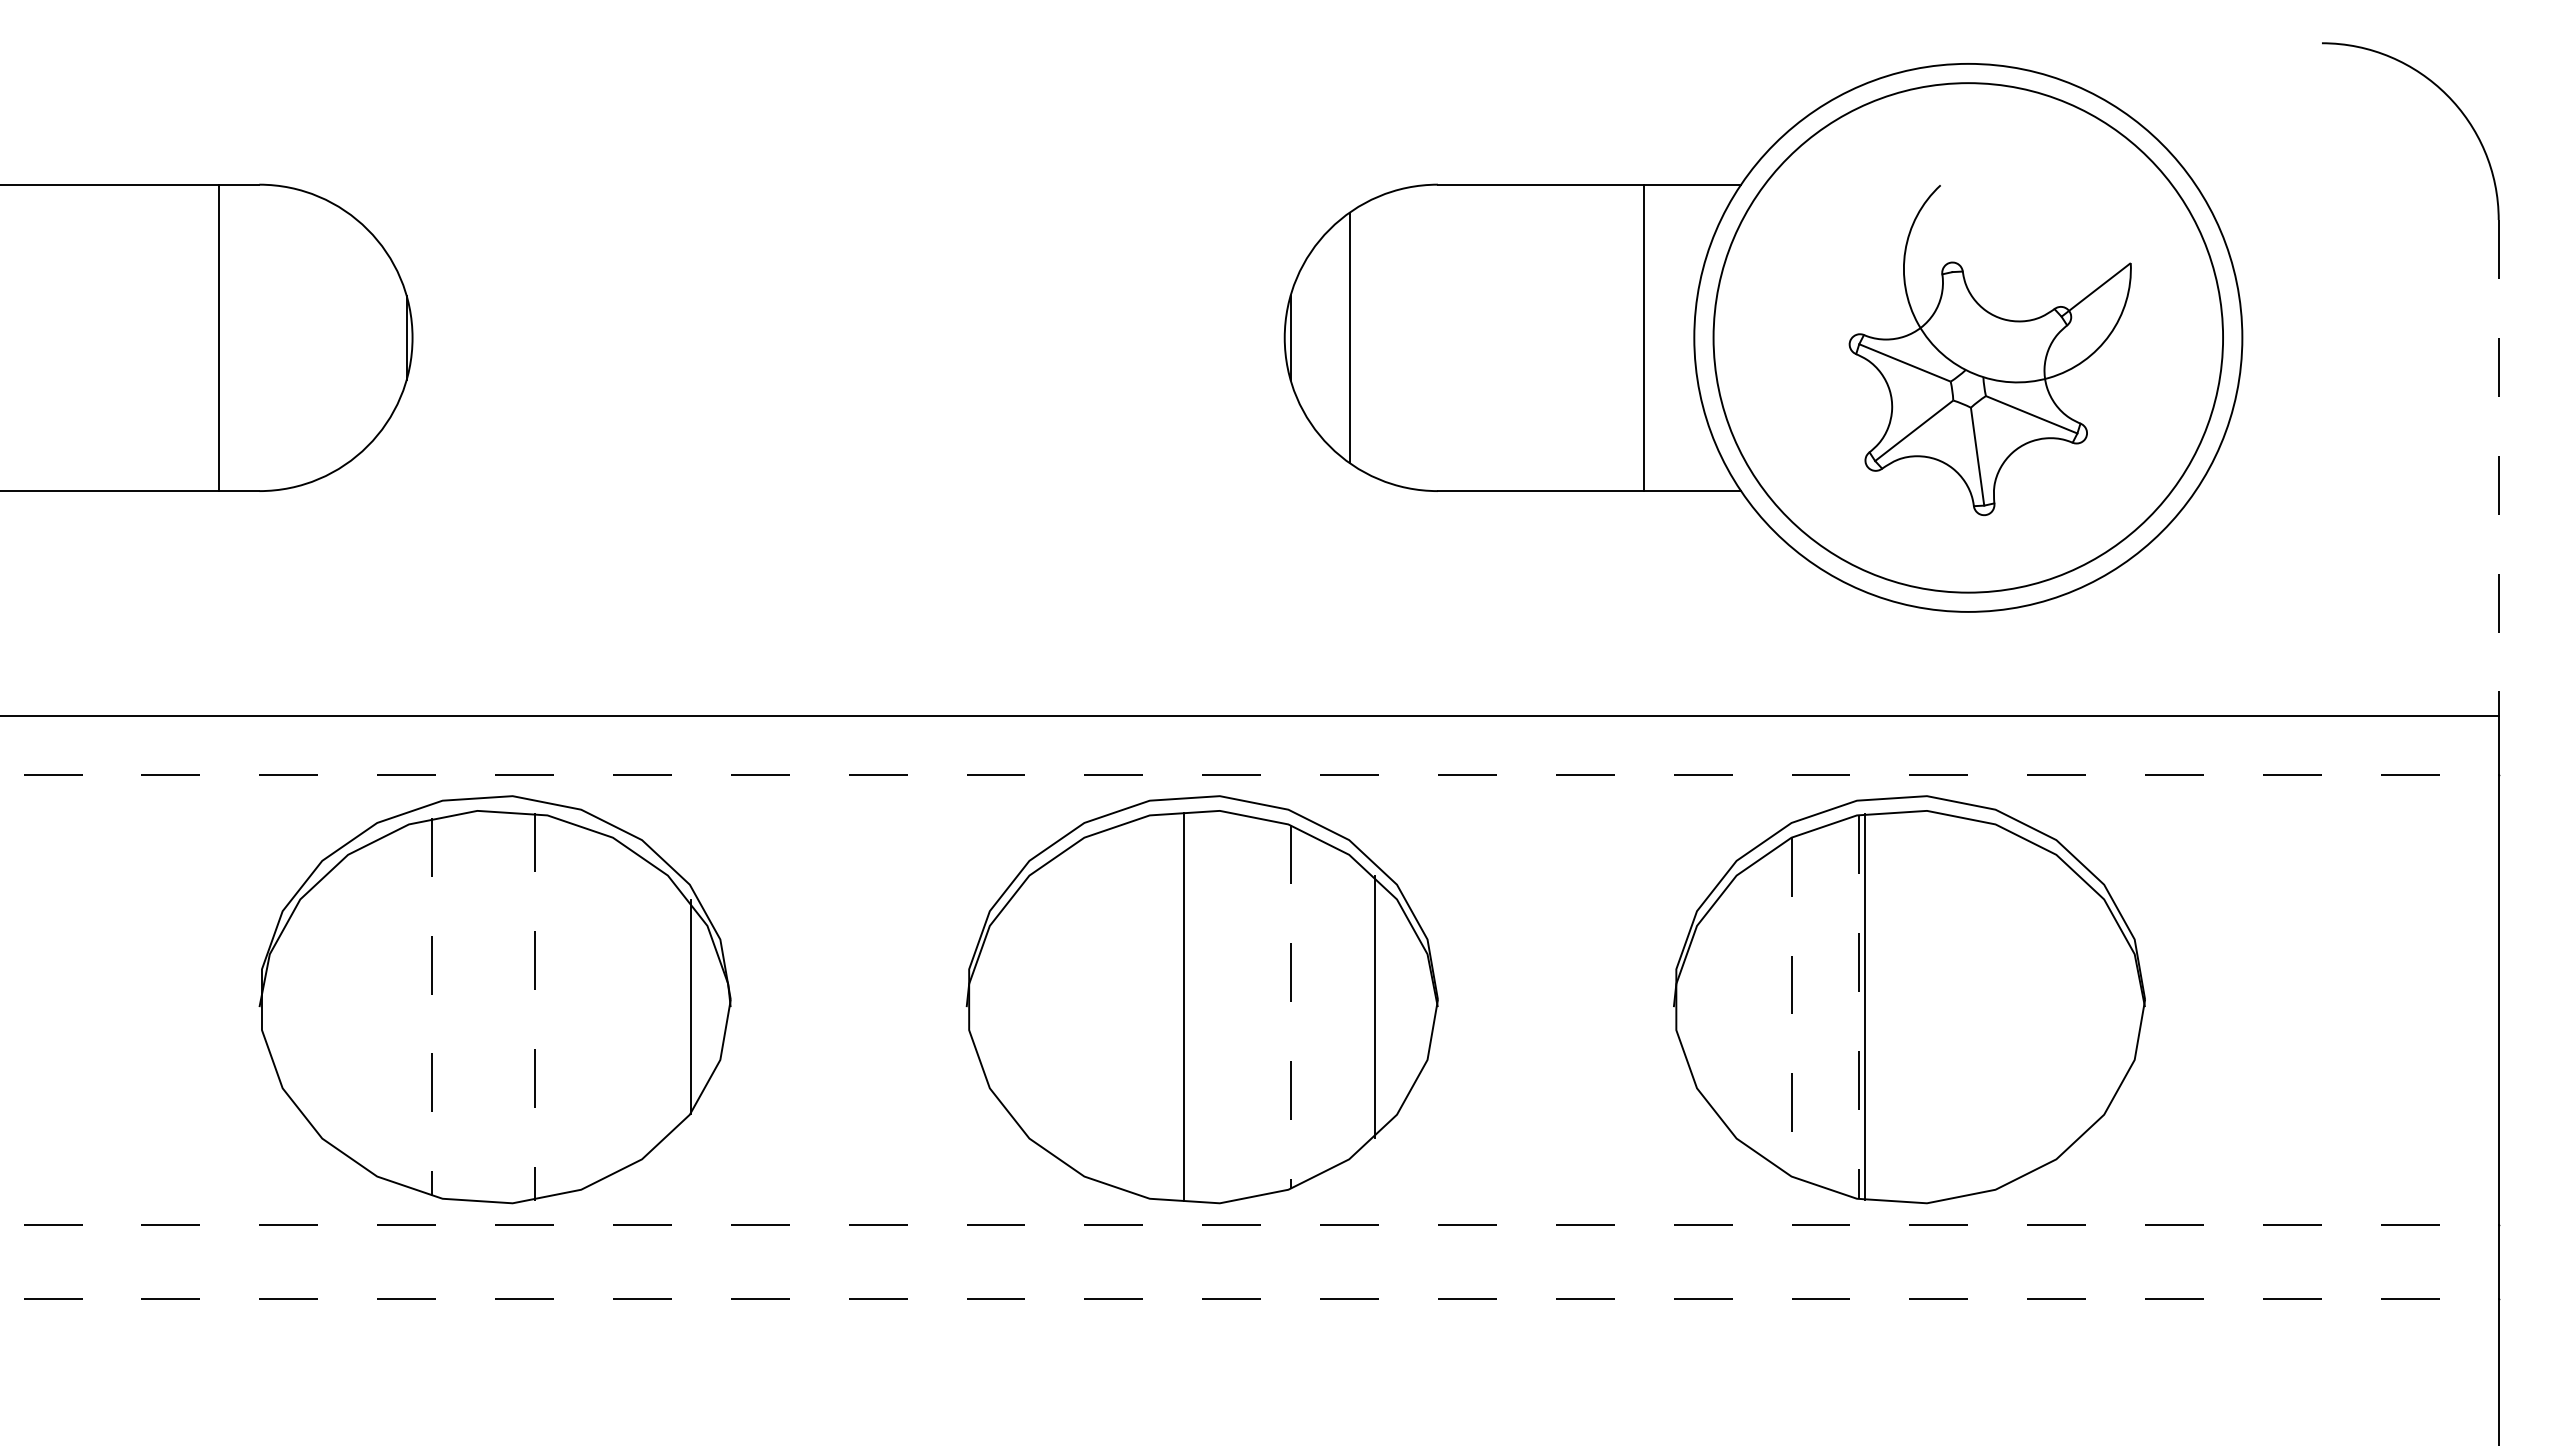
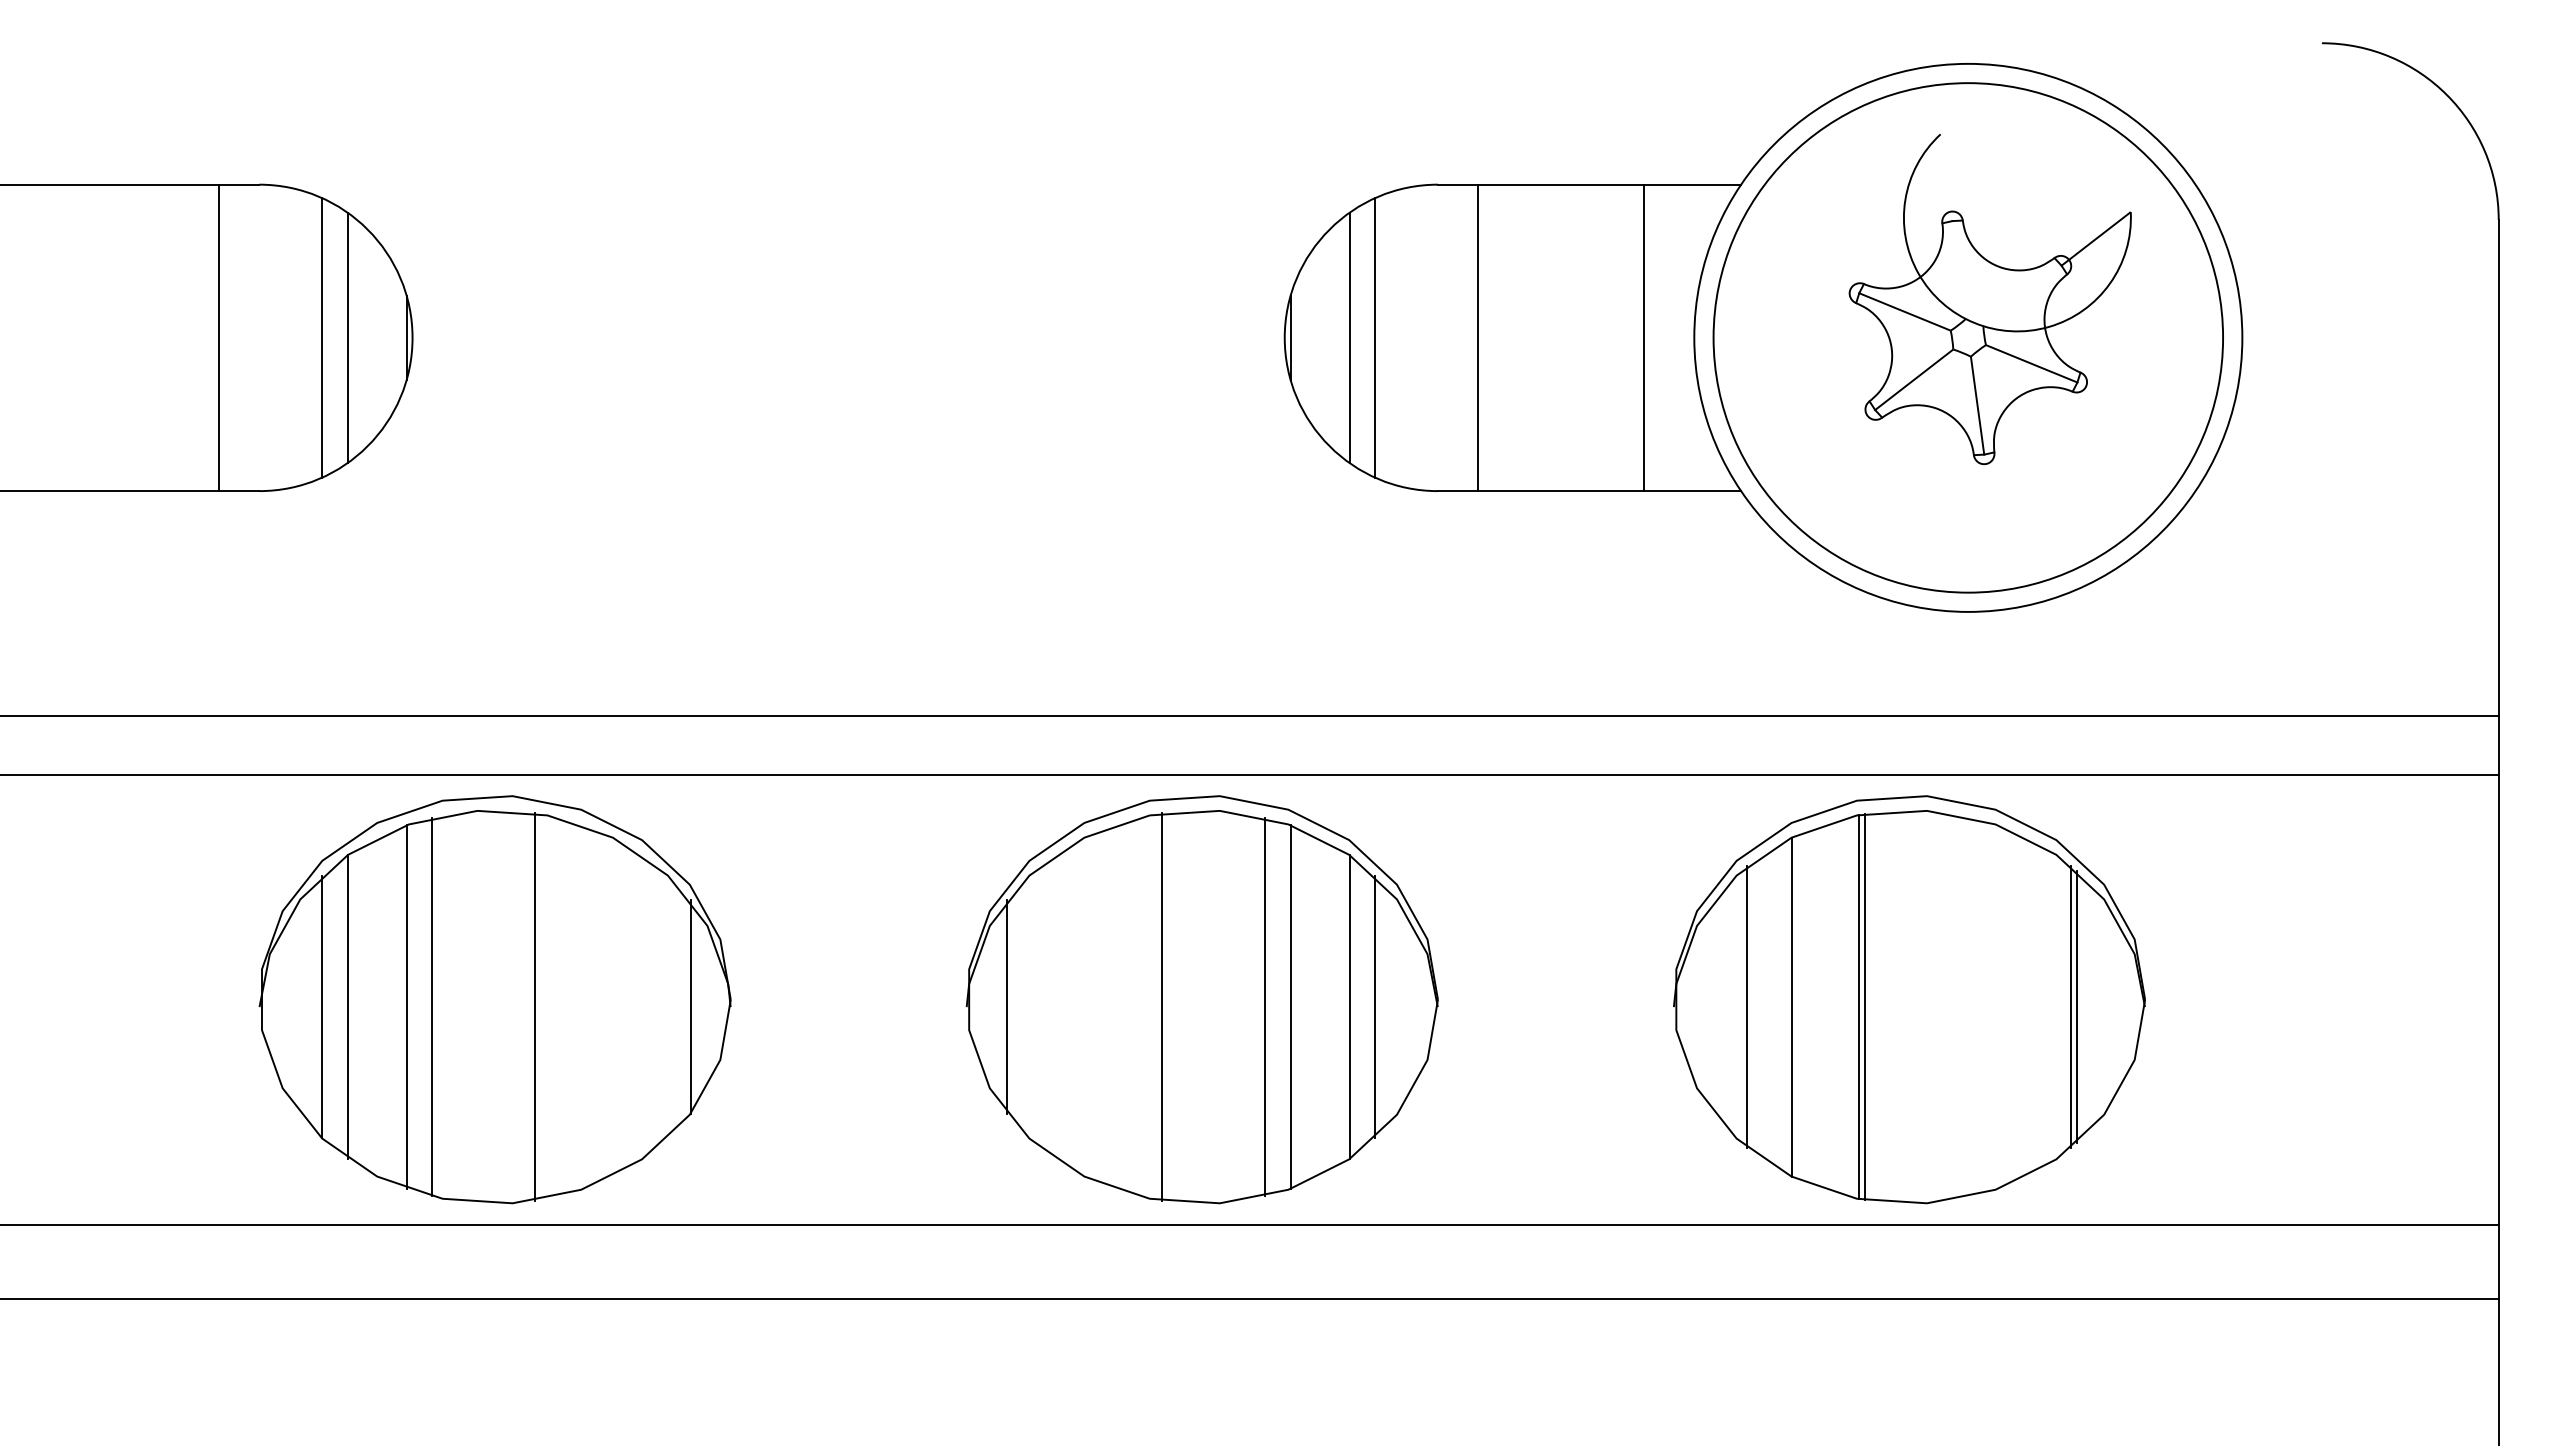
line: none -> present (322, 337)
line: none -> present (347, 337)
line: none -> present (1375, 337)
line: none -> present (1478, 337)
part position: (1989, 350) -> (1989, 299) (1989, 299)
line: dashed -> solid (2498, 467)
line: dashed -> solid (1250, 774)
line: none -> present (322, 1006)
line: none -> present (406, 1006)
line: none -> present (1006, 1006)
line position: (1184, 1006) -> (1162, 1006) (1162, 1006)
line: none -> present (1265, 1006)
line: none -> present (1747, 1006)
line: none -> present (2071, 1006)
line: none -> present (2077, 1006)
line: none -> present (347, 1007)
line: dashed -> solid (432, 1007)
line: dashed -> solid (535, 1007)
line: dashed -> solid (1290, 1007)
line: none -> present (1349, 1007)
line: dashed -> solid (1791, 1007)
line: dashed -> solid (1859, 1007)
line: dashed -> solid (1250, 1224)
line: dashed -> solid (1250, 1298)
